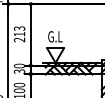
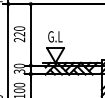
text: 213 -> 220 (19, 31)
